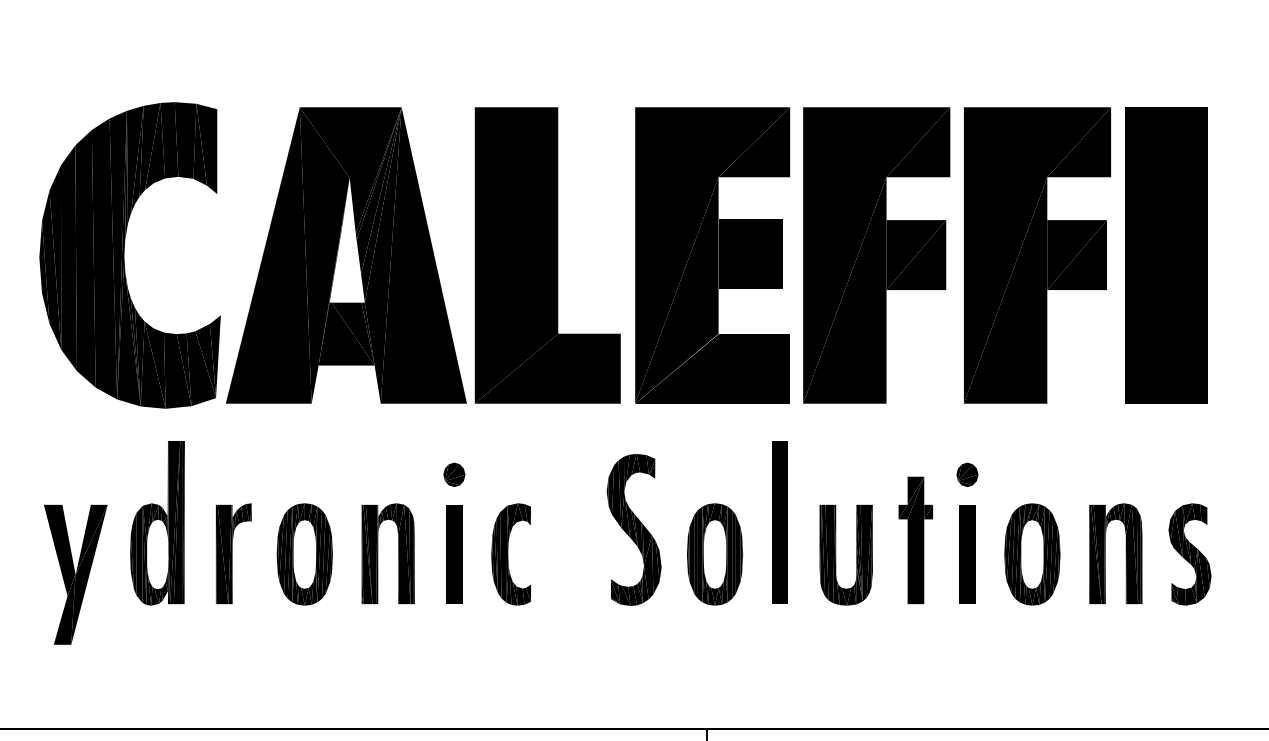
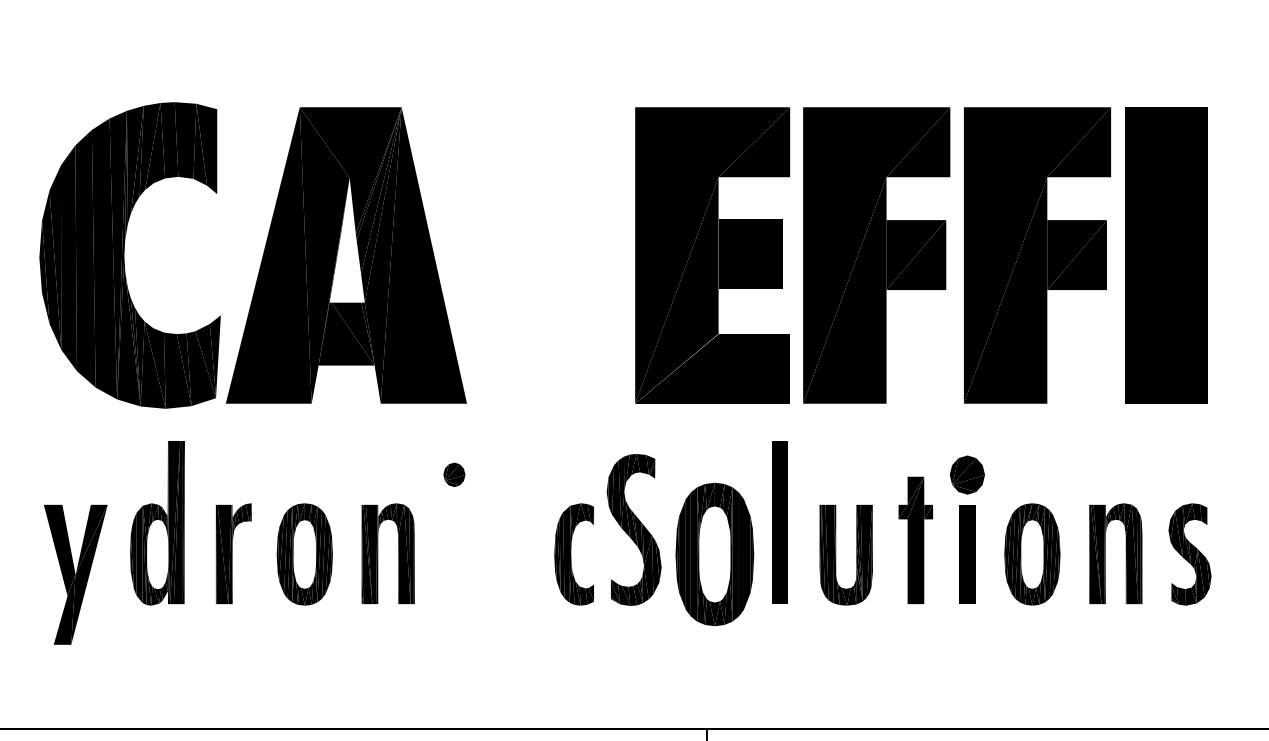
part: present -> none (547, 255)
part size: 23x25 px -> 36x40 px (966, 474)
part: present -> none (454, 554)
part position: (510, 554) -> (573, 554) (573, 554)
part size: 57x103 px -> 80x145 px (714, 554)
